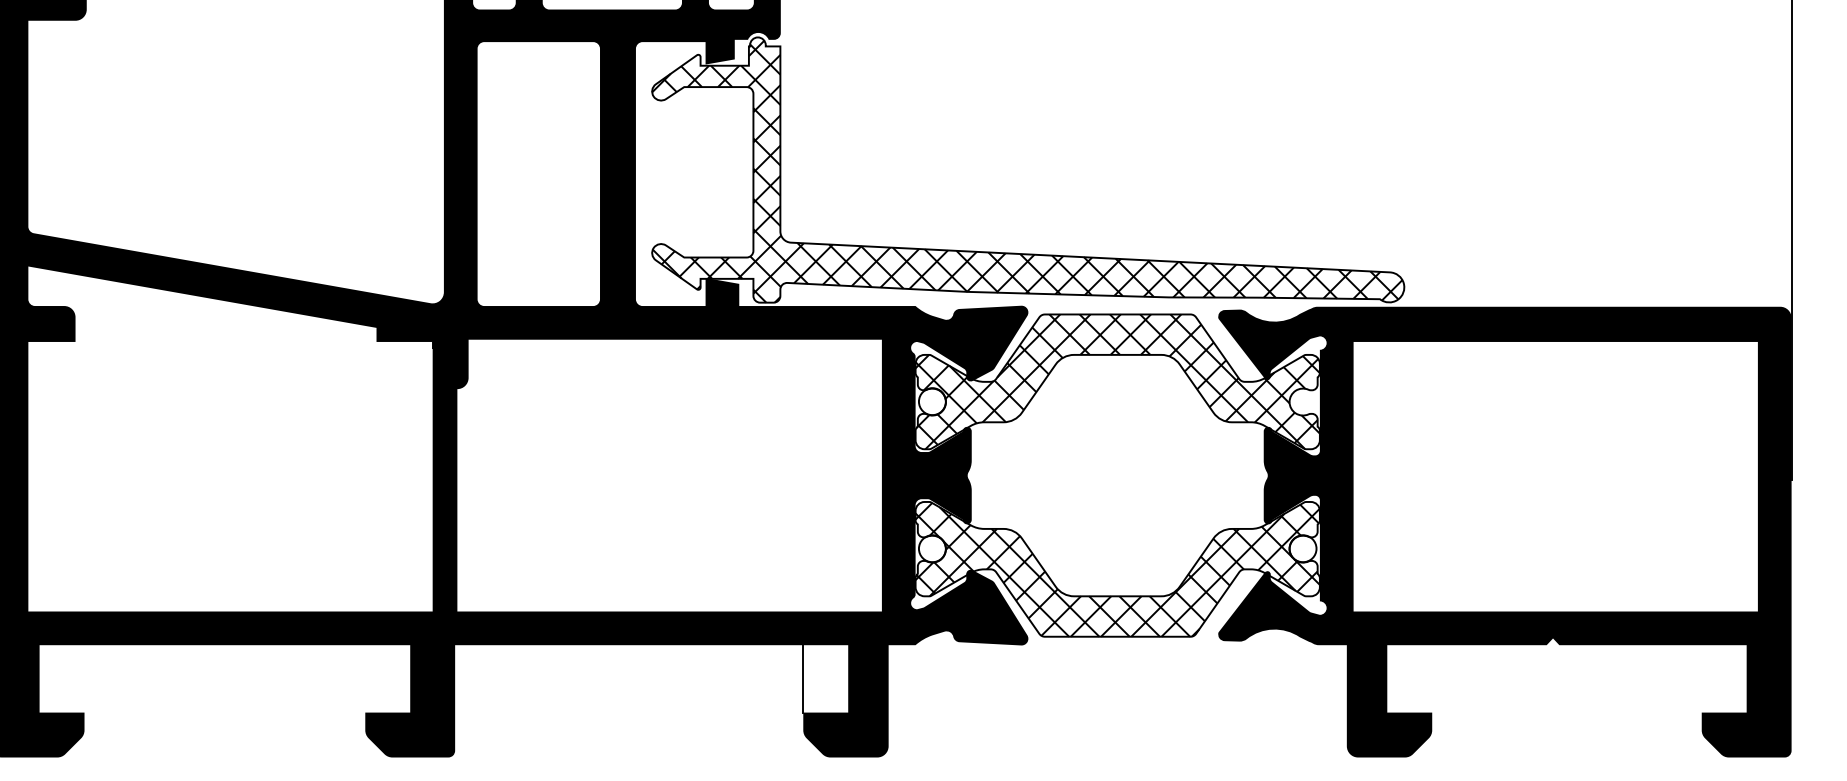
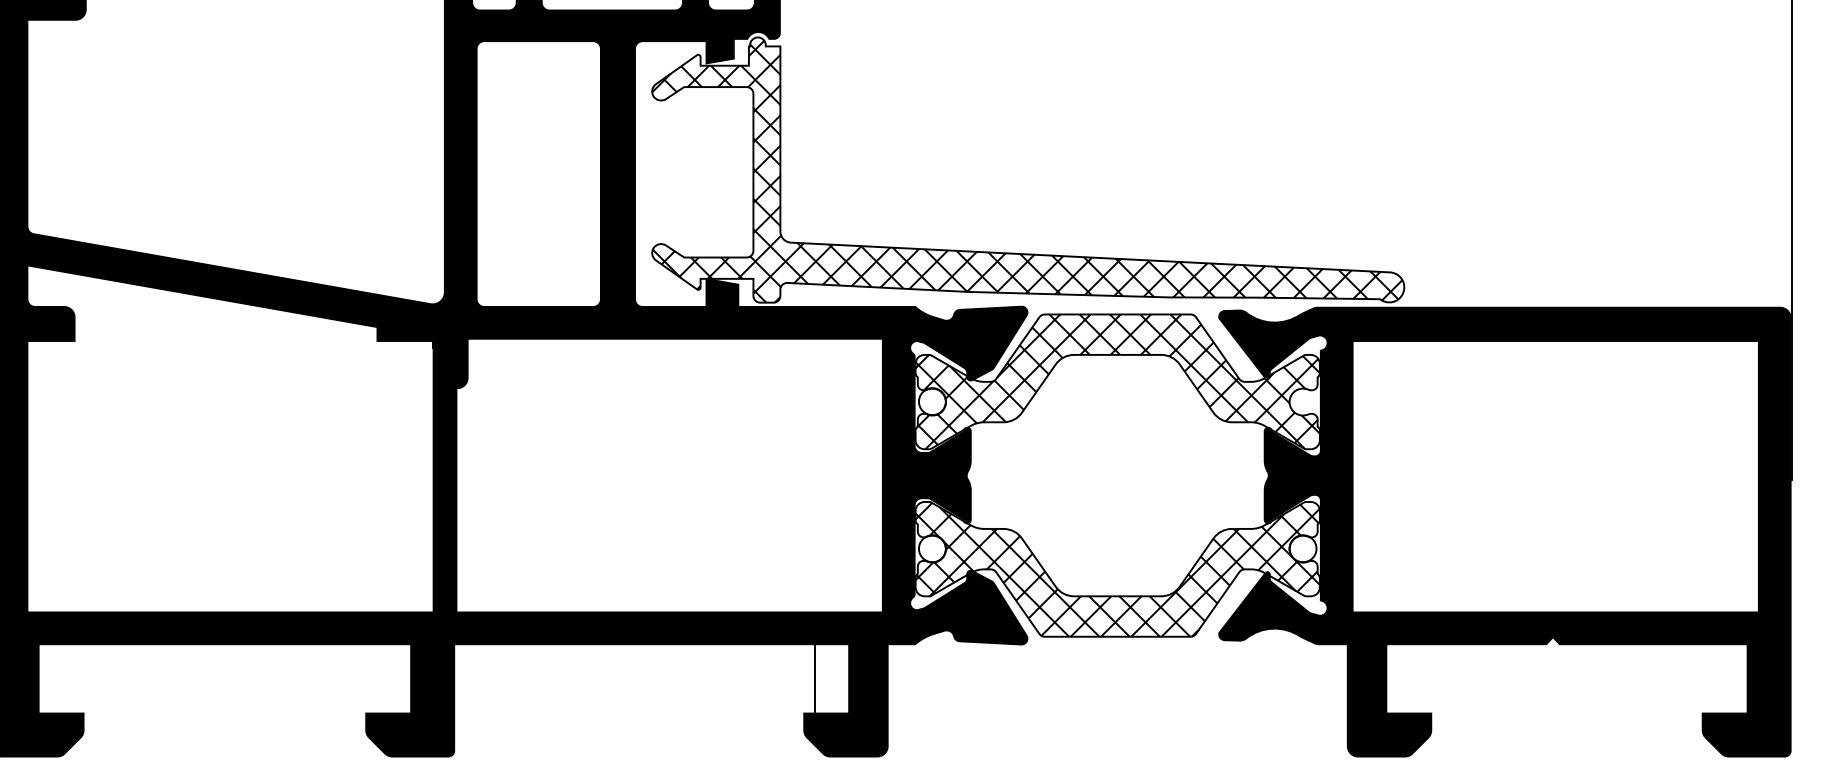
line position: (803, 678) -> (815, 678) (815, 678)
